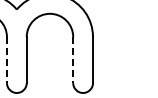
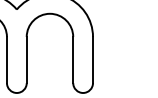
line: dashed -> solid (6, 60)
line: dashed -> solid (73, 60)
